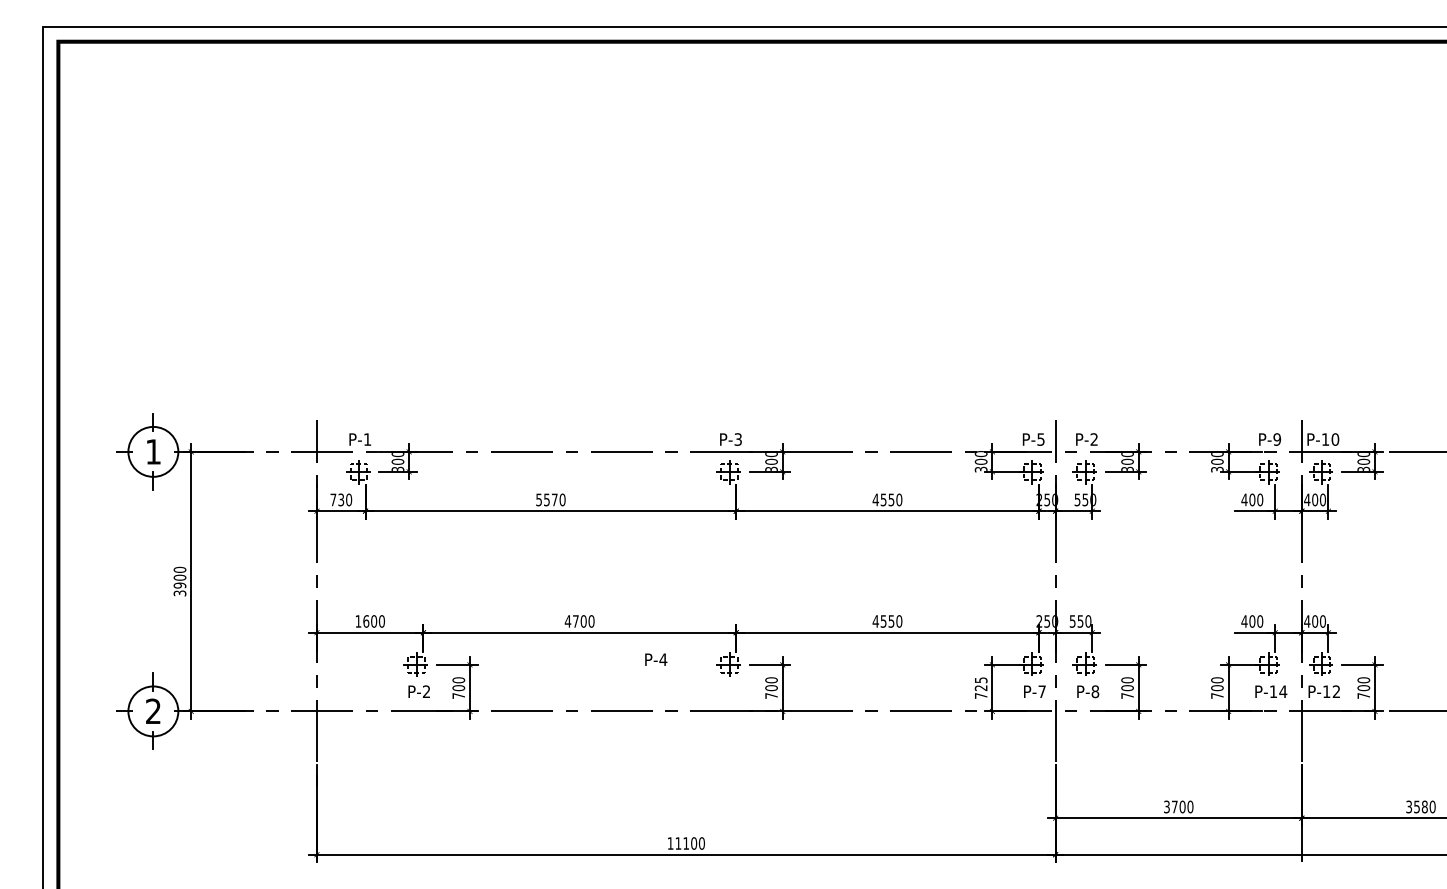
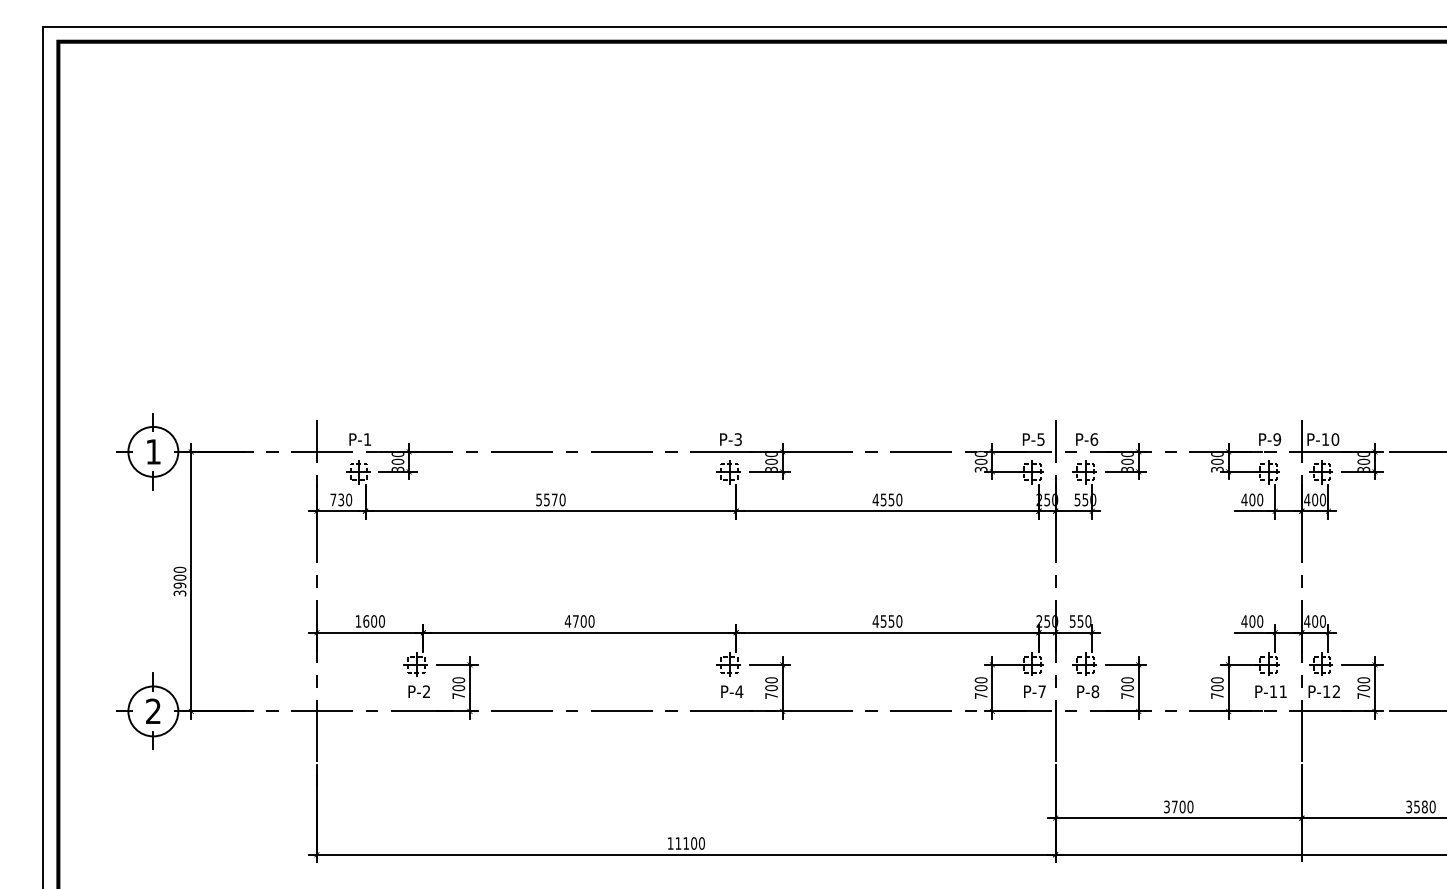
text: P-2 -> P-6 (1094, 439)
text position: (656, 659) -> (732, 691) (732, 691)
text: 725 -> 700 (980, 684)
text: P-14 -> P-11 (1283, 691)
